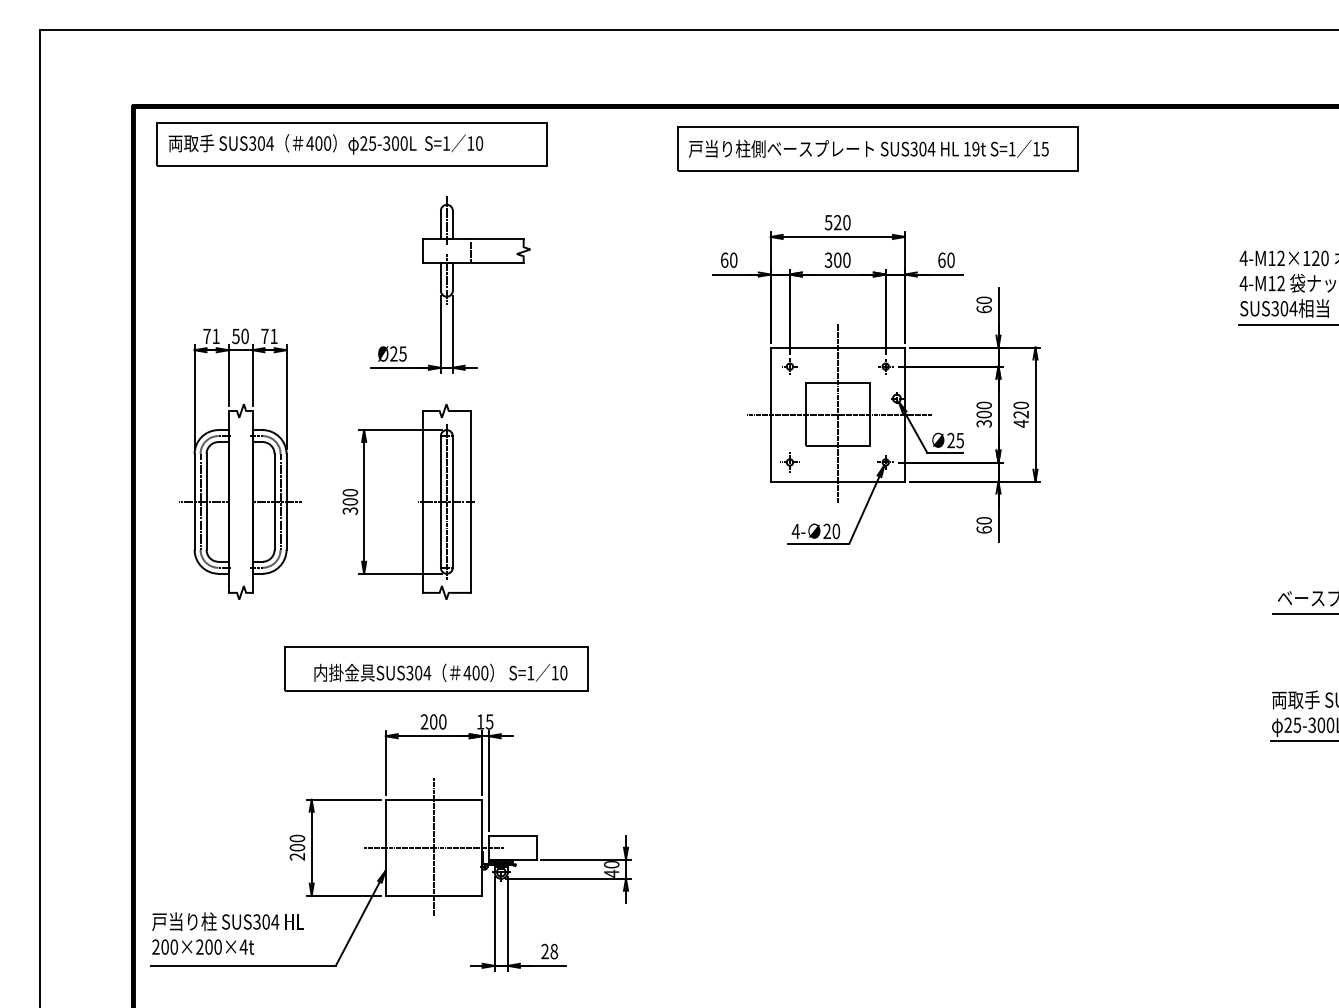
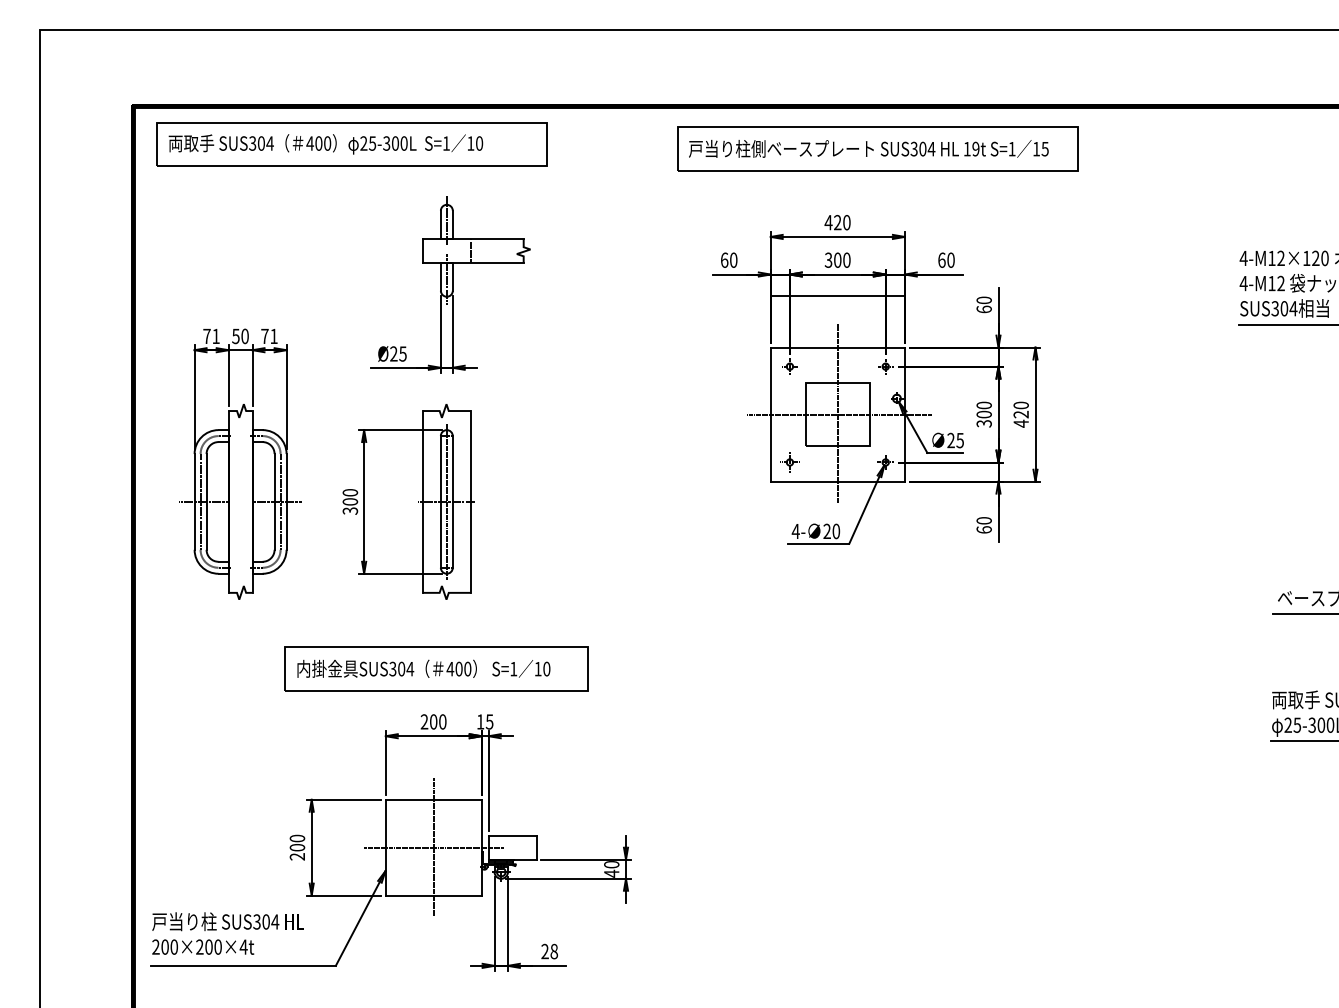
text: 520 -> 420 (828, 222)
line: none -> present (837, 296)
text position: (440, 672) -> (423, 668) (423, 668)
